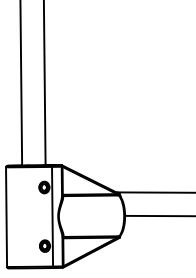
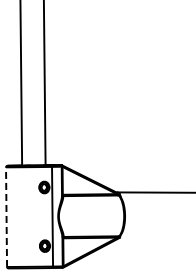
line: present -> none (158, 215)
line: solid -> dashed (6, 217)
